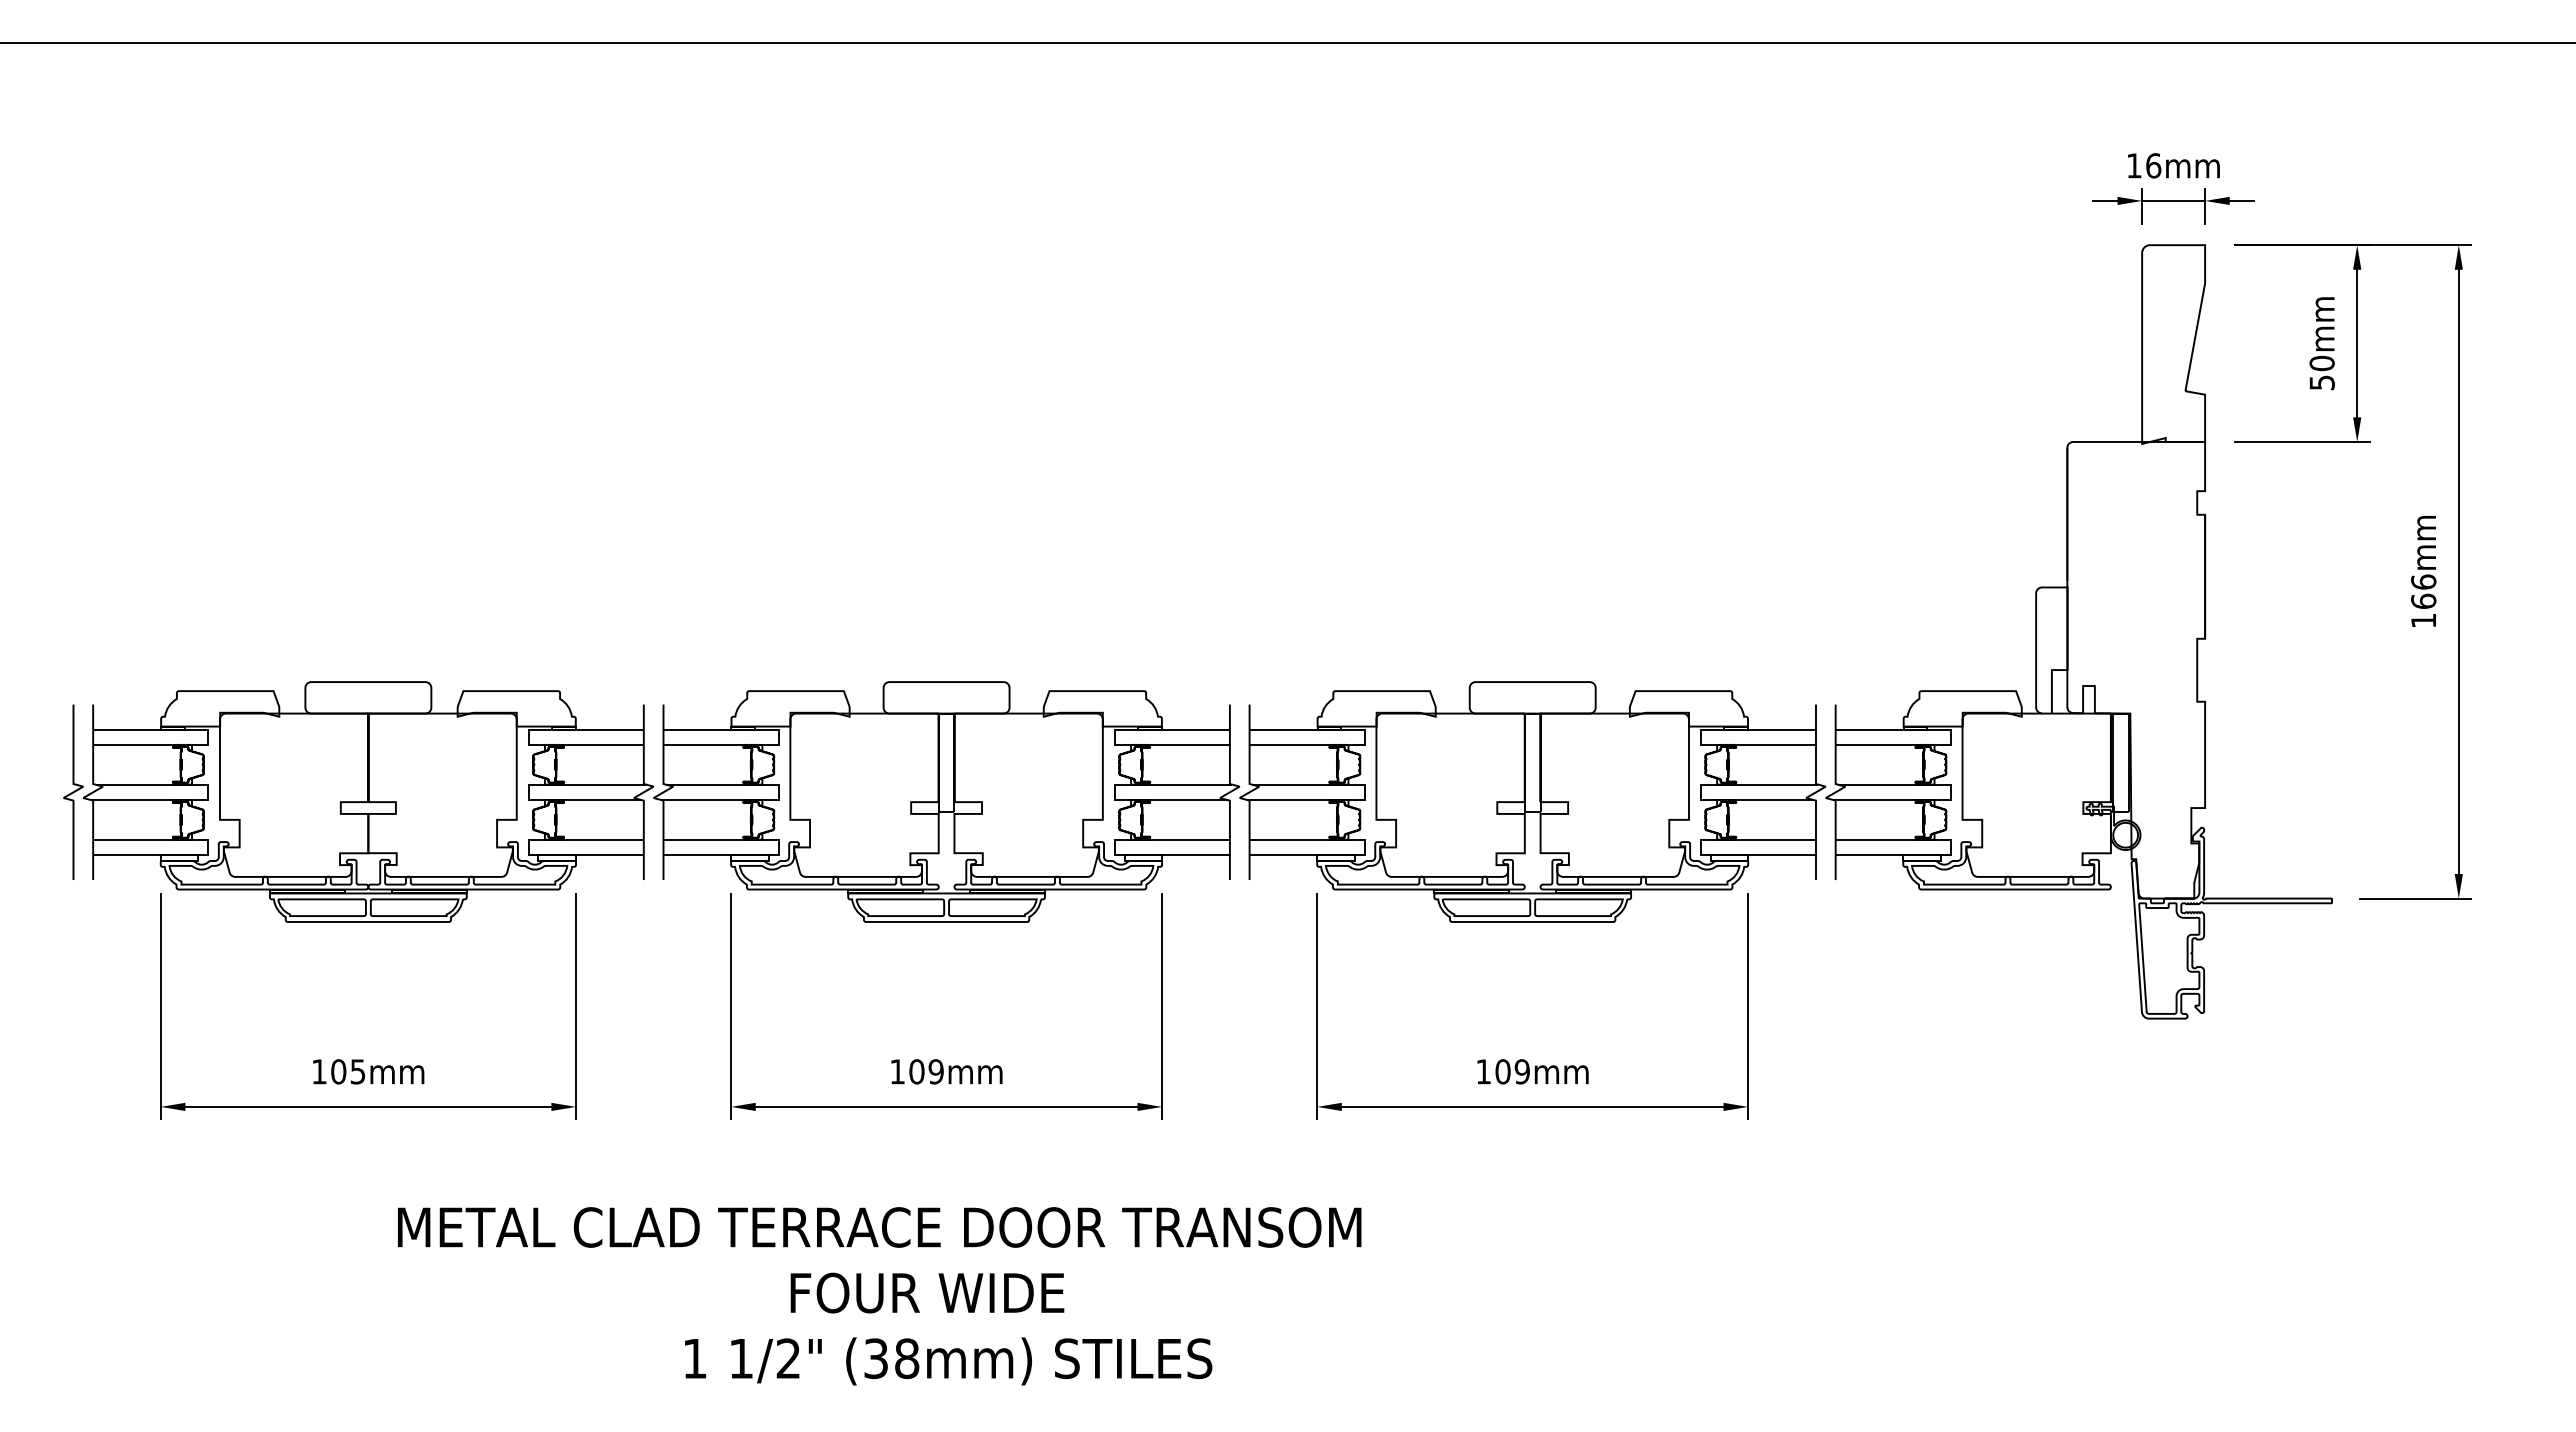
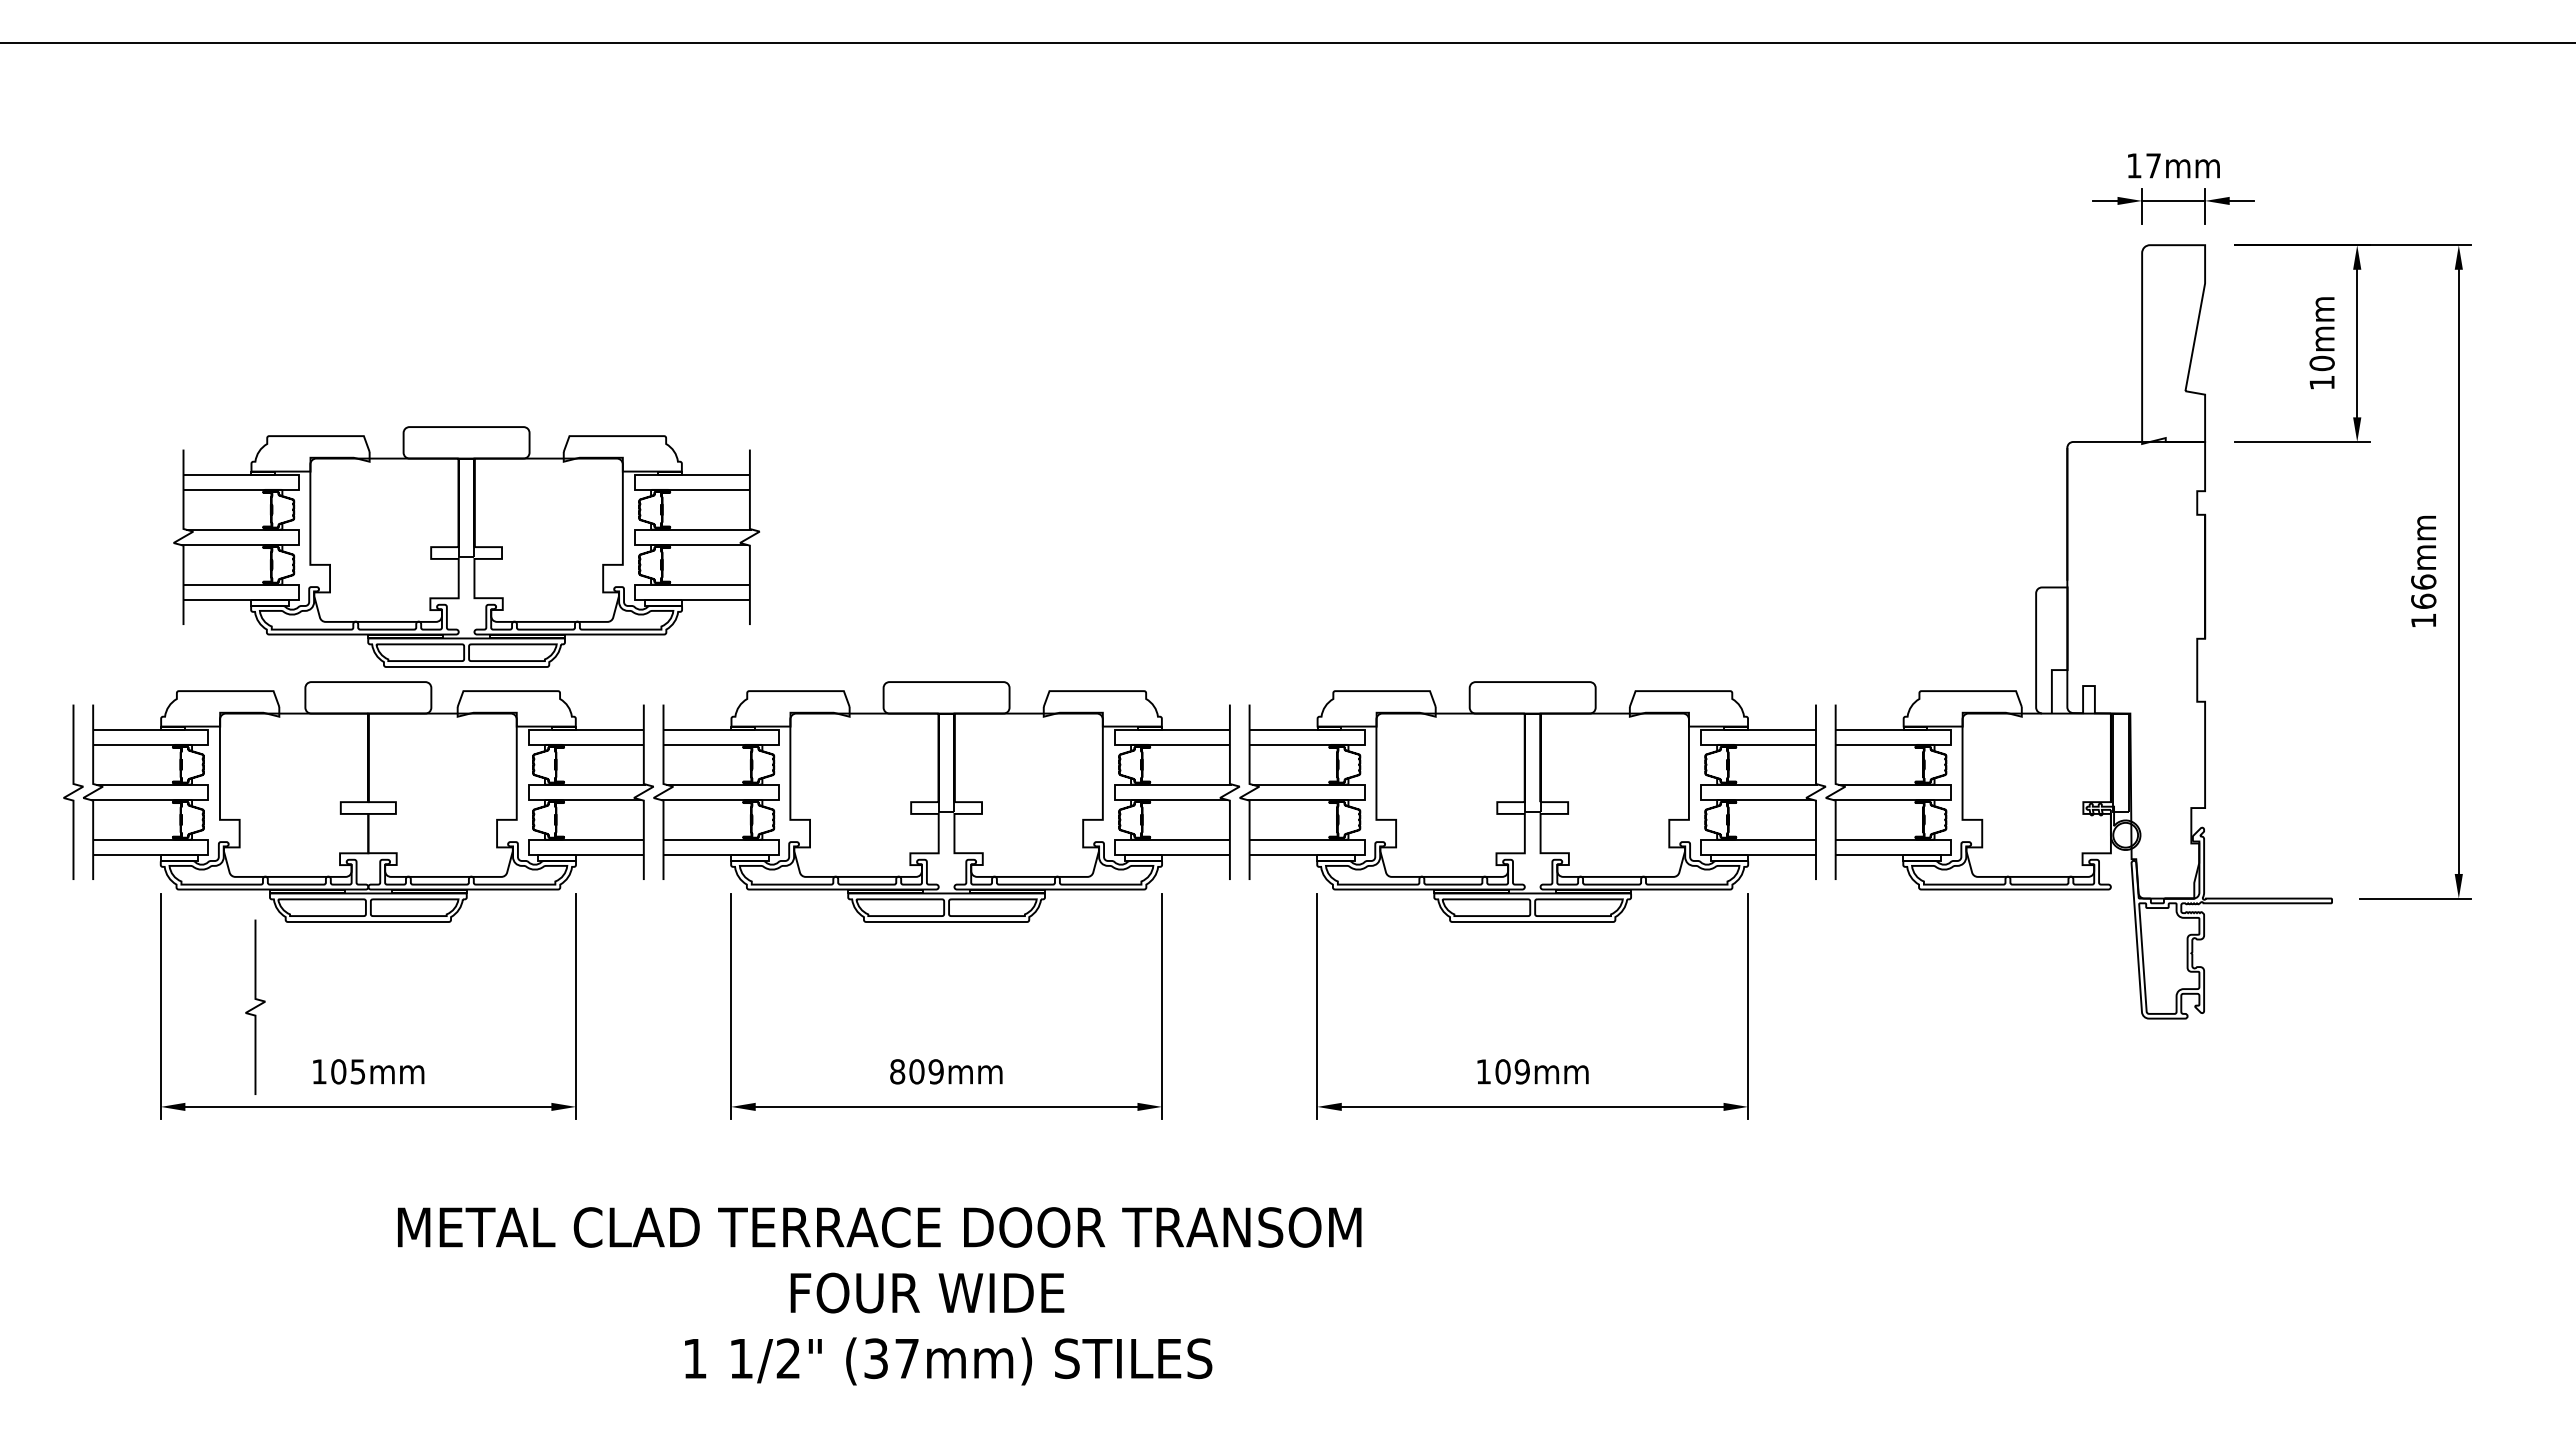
text: 16mm -> 17mm (2153, 165)
text: 50mm -> 10mm (2321, 382)
part: none -> present (466, 546)
curve: none -> present (255, 1006)
text: 109mm -> 809mm (897, 1071)
text: (38mm) -> (37mm) (907, 1358)
